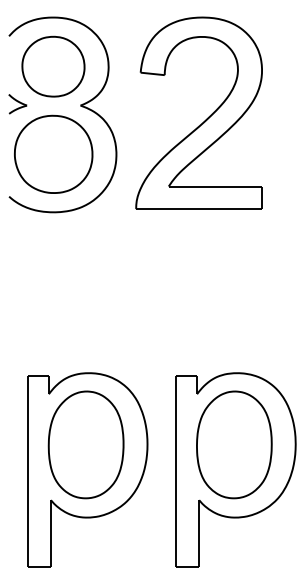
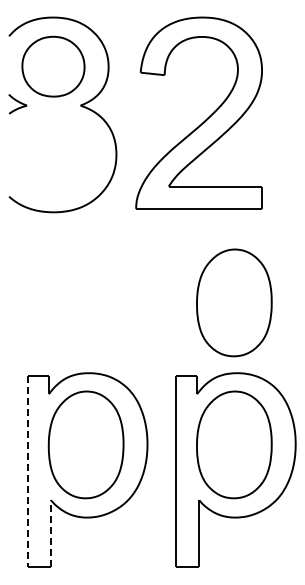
part: present -> none (53, 153)
part: none -> present (234, 302)
line: solid -> dashed (27, 471)
line: solid -> dashed (50, 533)
